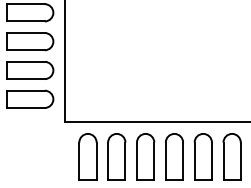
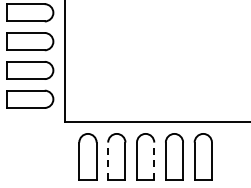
part: present -> none (231, 156)
line: solid -> dashed (108, 161)
line: solid -> dashed (154, 161)
